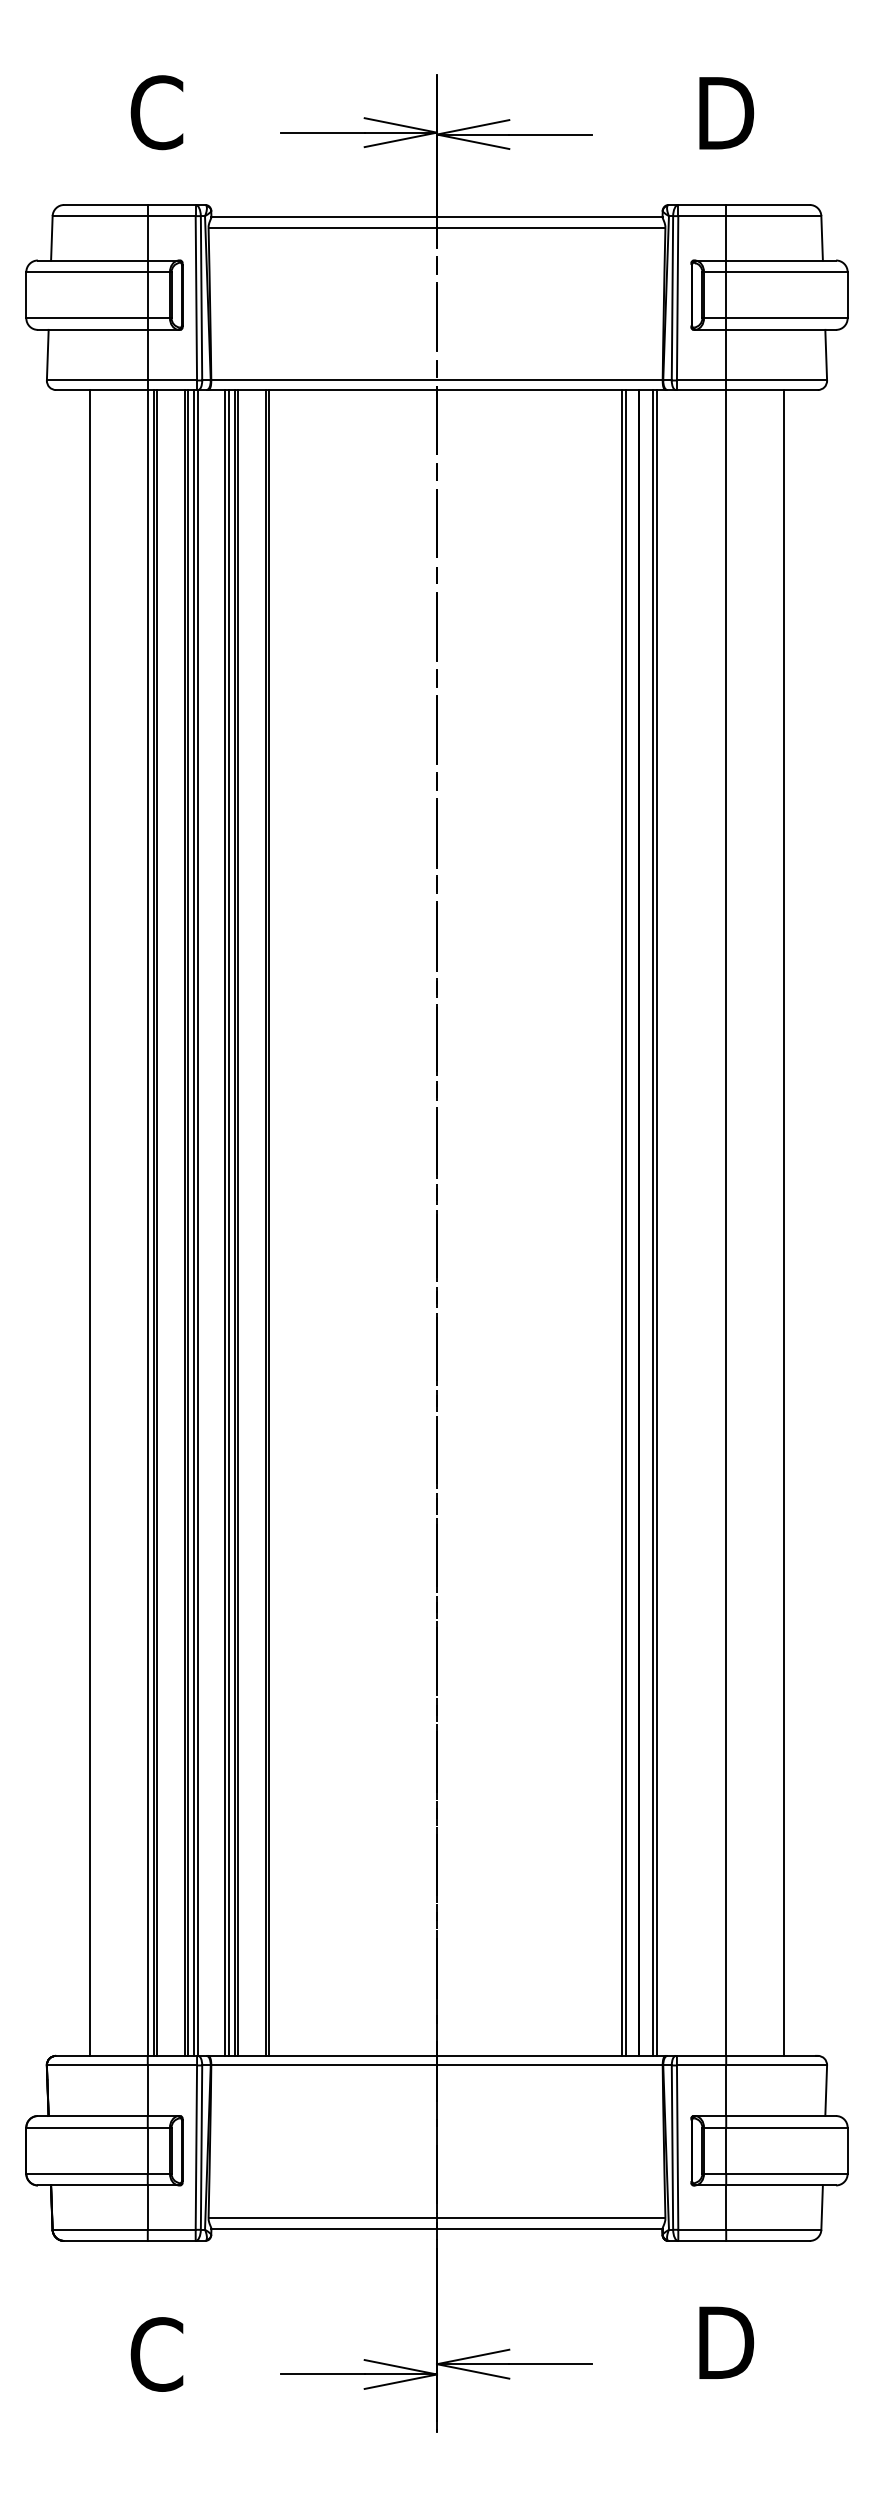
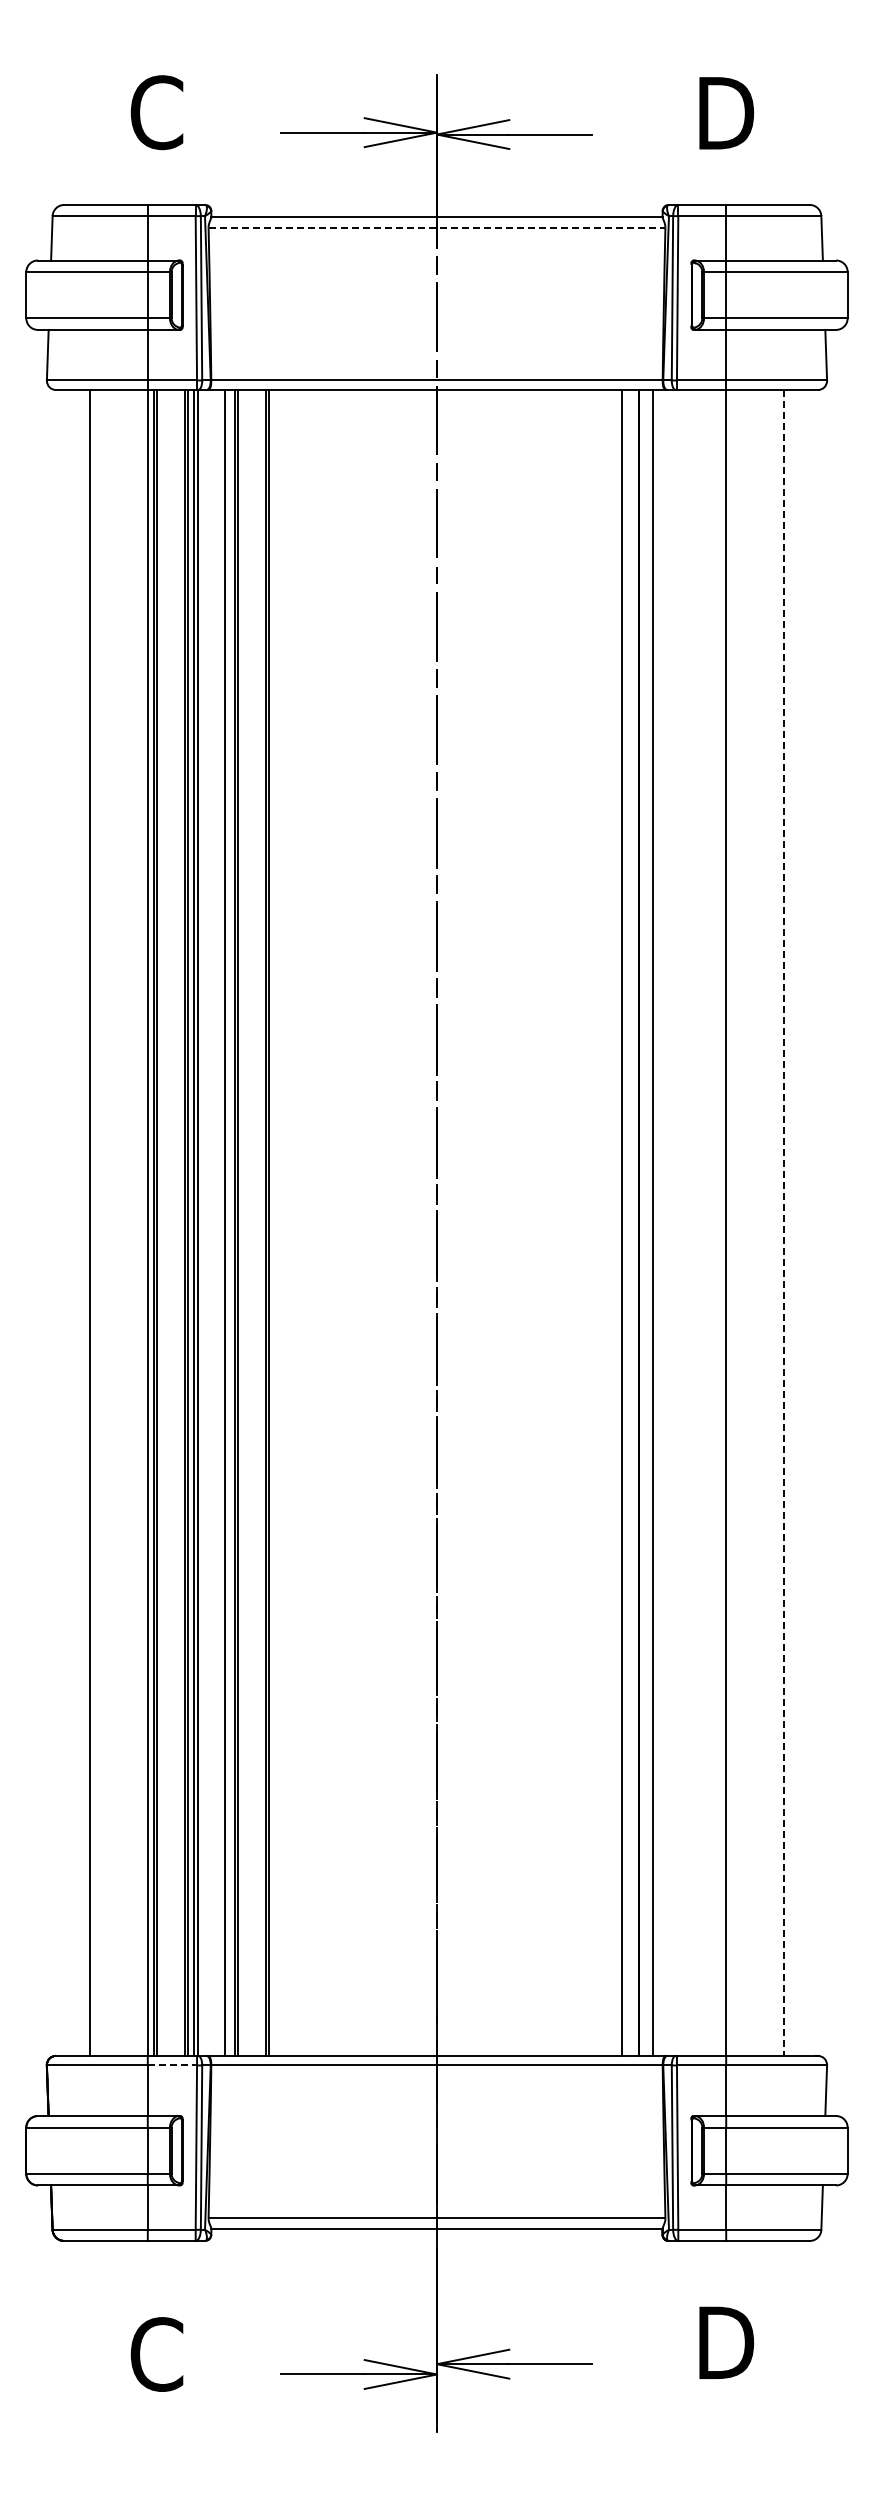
line: solid -> dashed (437, 227)
line: present -> none (228, 1222)
line: present -> none (625, 1222)
line: present -> none (656, 1222)
line: solid -> dashed (784, 1222)
line: solid -> dashed (172, 2065)
